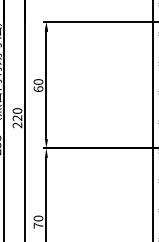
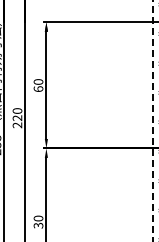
line: solid -> dashed (153, 121)
text: 70 -> 30 (38, 225)
